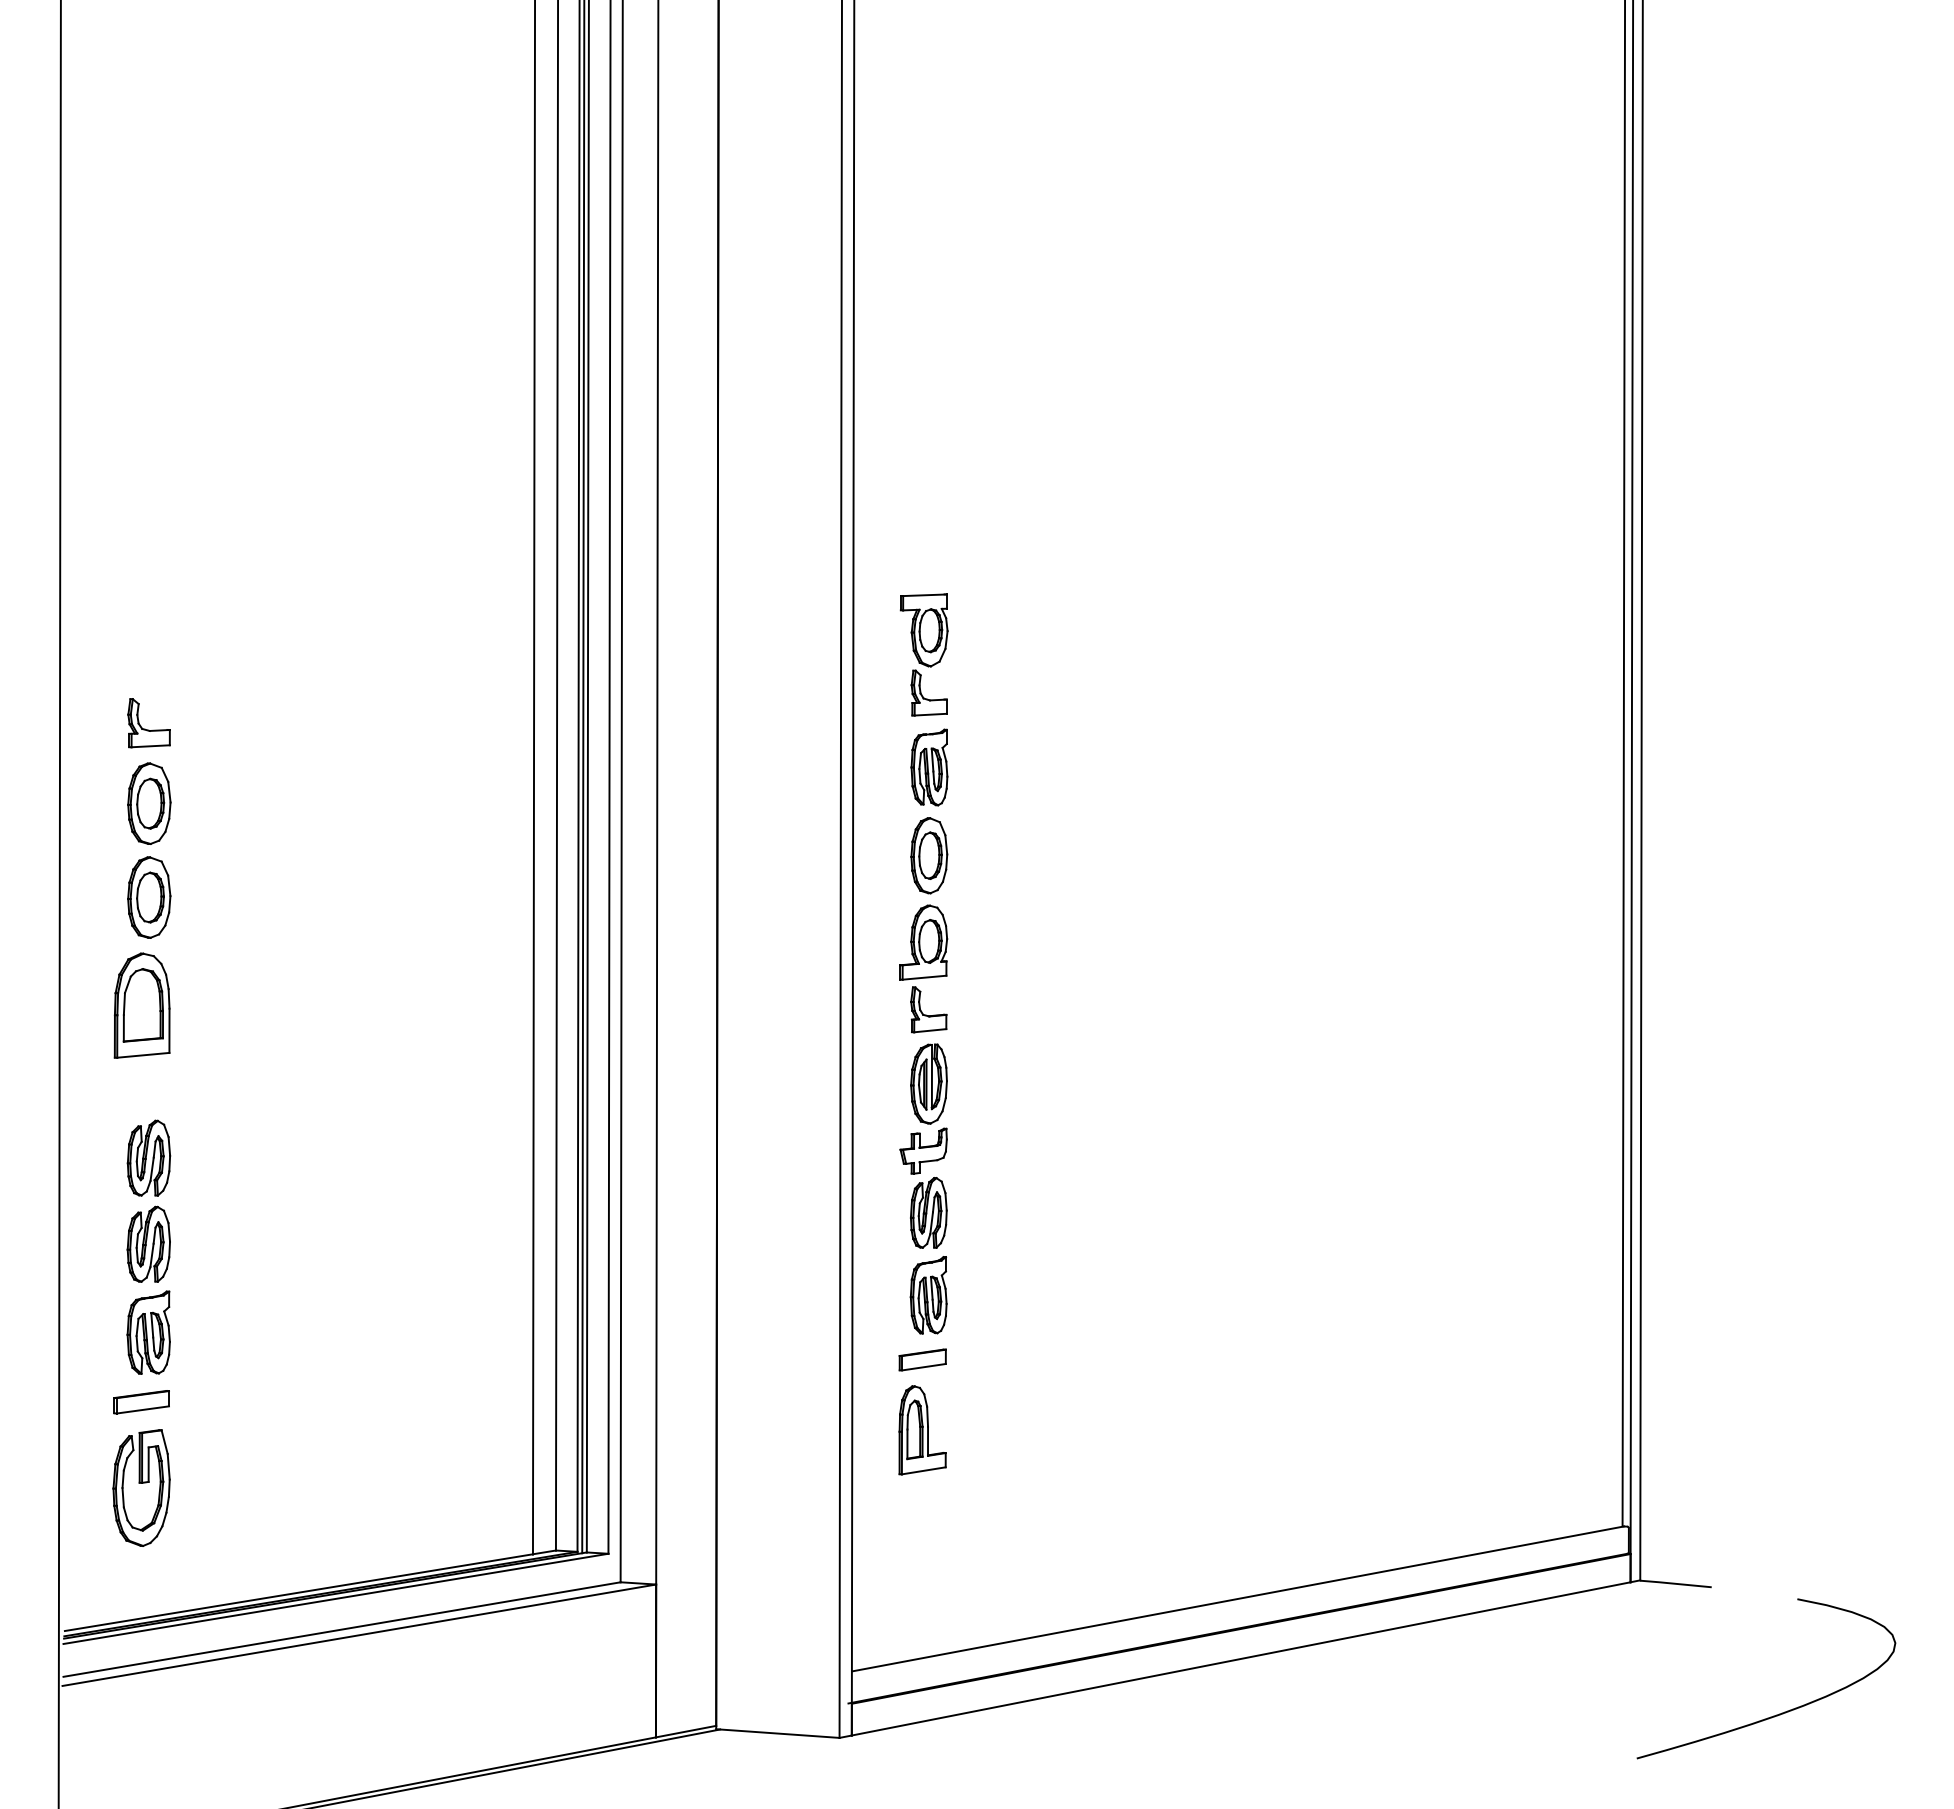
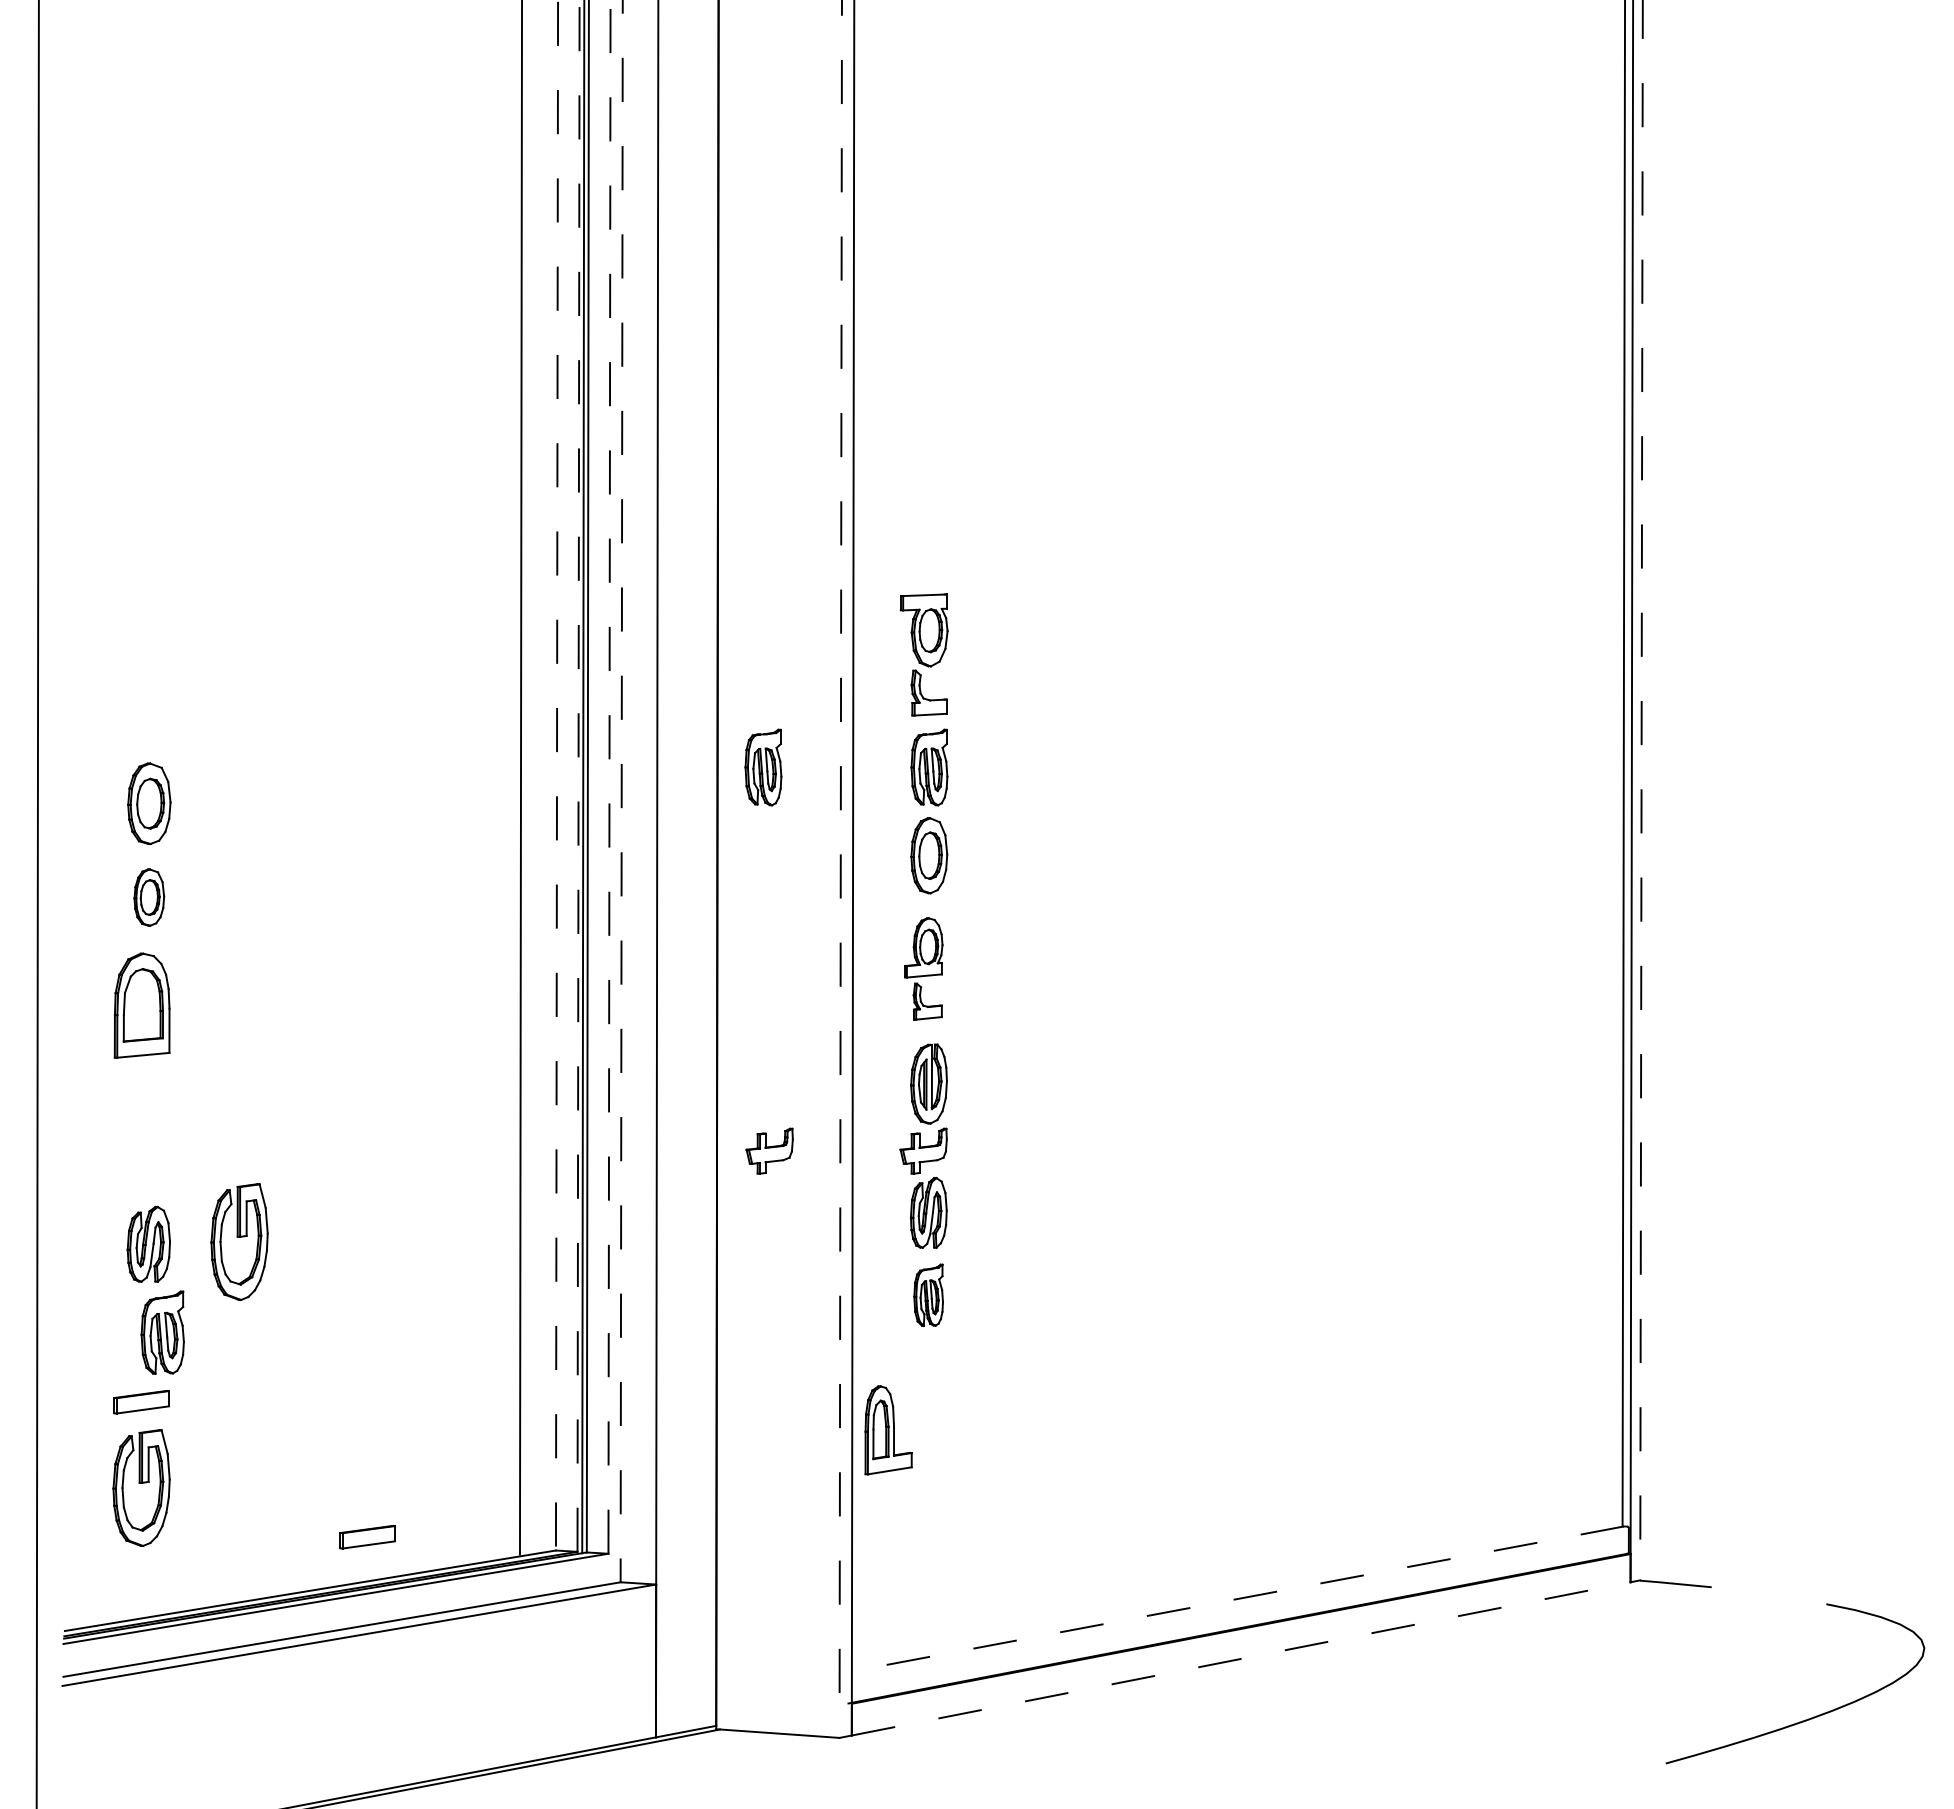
part: present -> none (148, 723)
part: none -> present (763, 767)
line: solid -> dashed (557, 775)
line: solid -> dashed (578, 775)
line: solid -> dashed (609, 776)
line position: (533, 778) -> (520, 778) (520, 778)
line: solid -> dashed (1641, 790)
line: solid -> dashed (621, 791)
line: solid -> dashed (840, 869)
part size: 45x83 px -> 33x59 px (149, 897)
line position: (59, 903) -> (37, 903) (37, 903)
part size: 50x130 px -> 40x104 px (923, 968)
part: none -> present (769, 1150)
part: present -> none (148, 1157)
part: none -> present (239, 1241)
part size: 39x79 px -> 31x64 px (928, 1294)
part position: (148, 1332) -> (162, 1332) (162, 1332)
part: present -> none (922, 1359)
part position: (922, 1430) -> (888, 1430) (888, 1430)
part: none -> present (367, 1537)
line: solid -> dashed (1237, 1598)
line: solid -> dashed (1241, 1658)
curve position: (1781, 1712) -> (1810, 1717) (1810, 1717)
